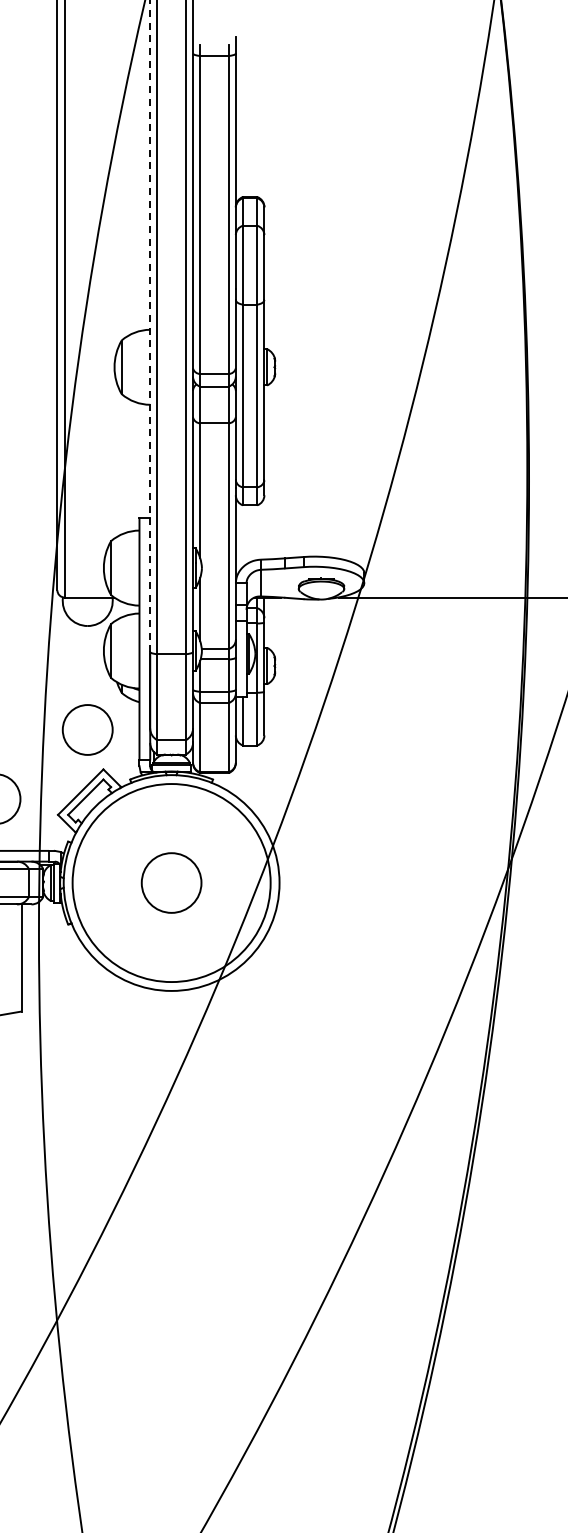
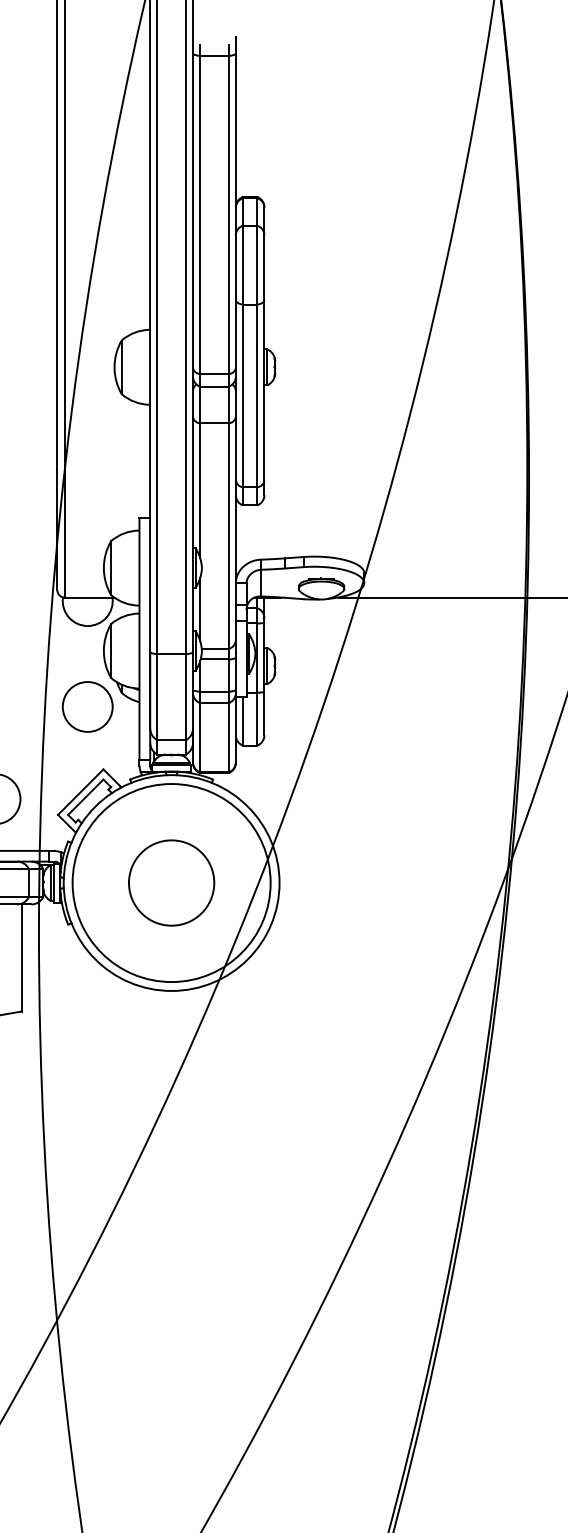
line: dashed -> solid (150, 326)
circle position: (87, 729) -> (87, 706) (87, 706)
circle diameter: 60 px -> 85 px (171, 882)
